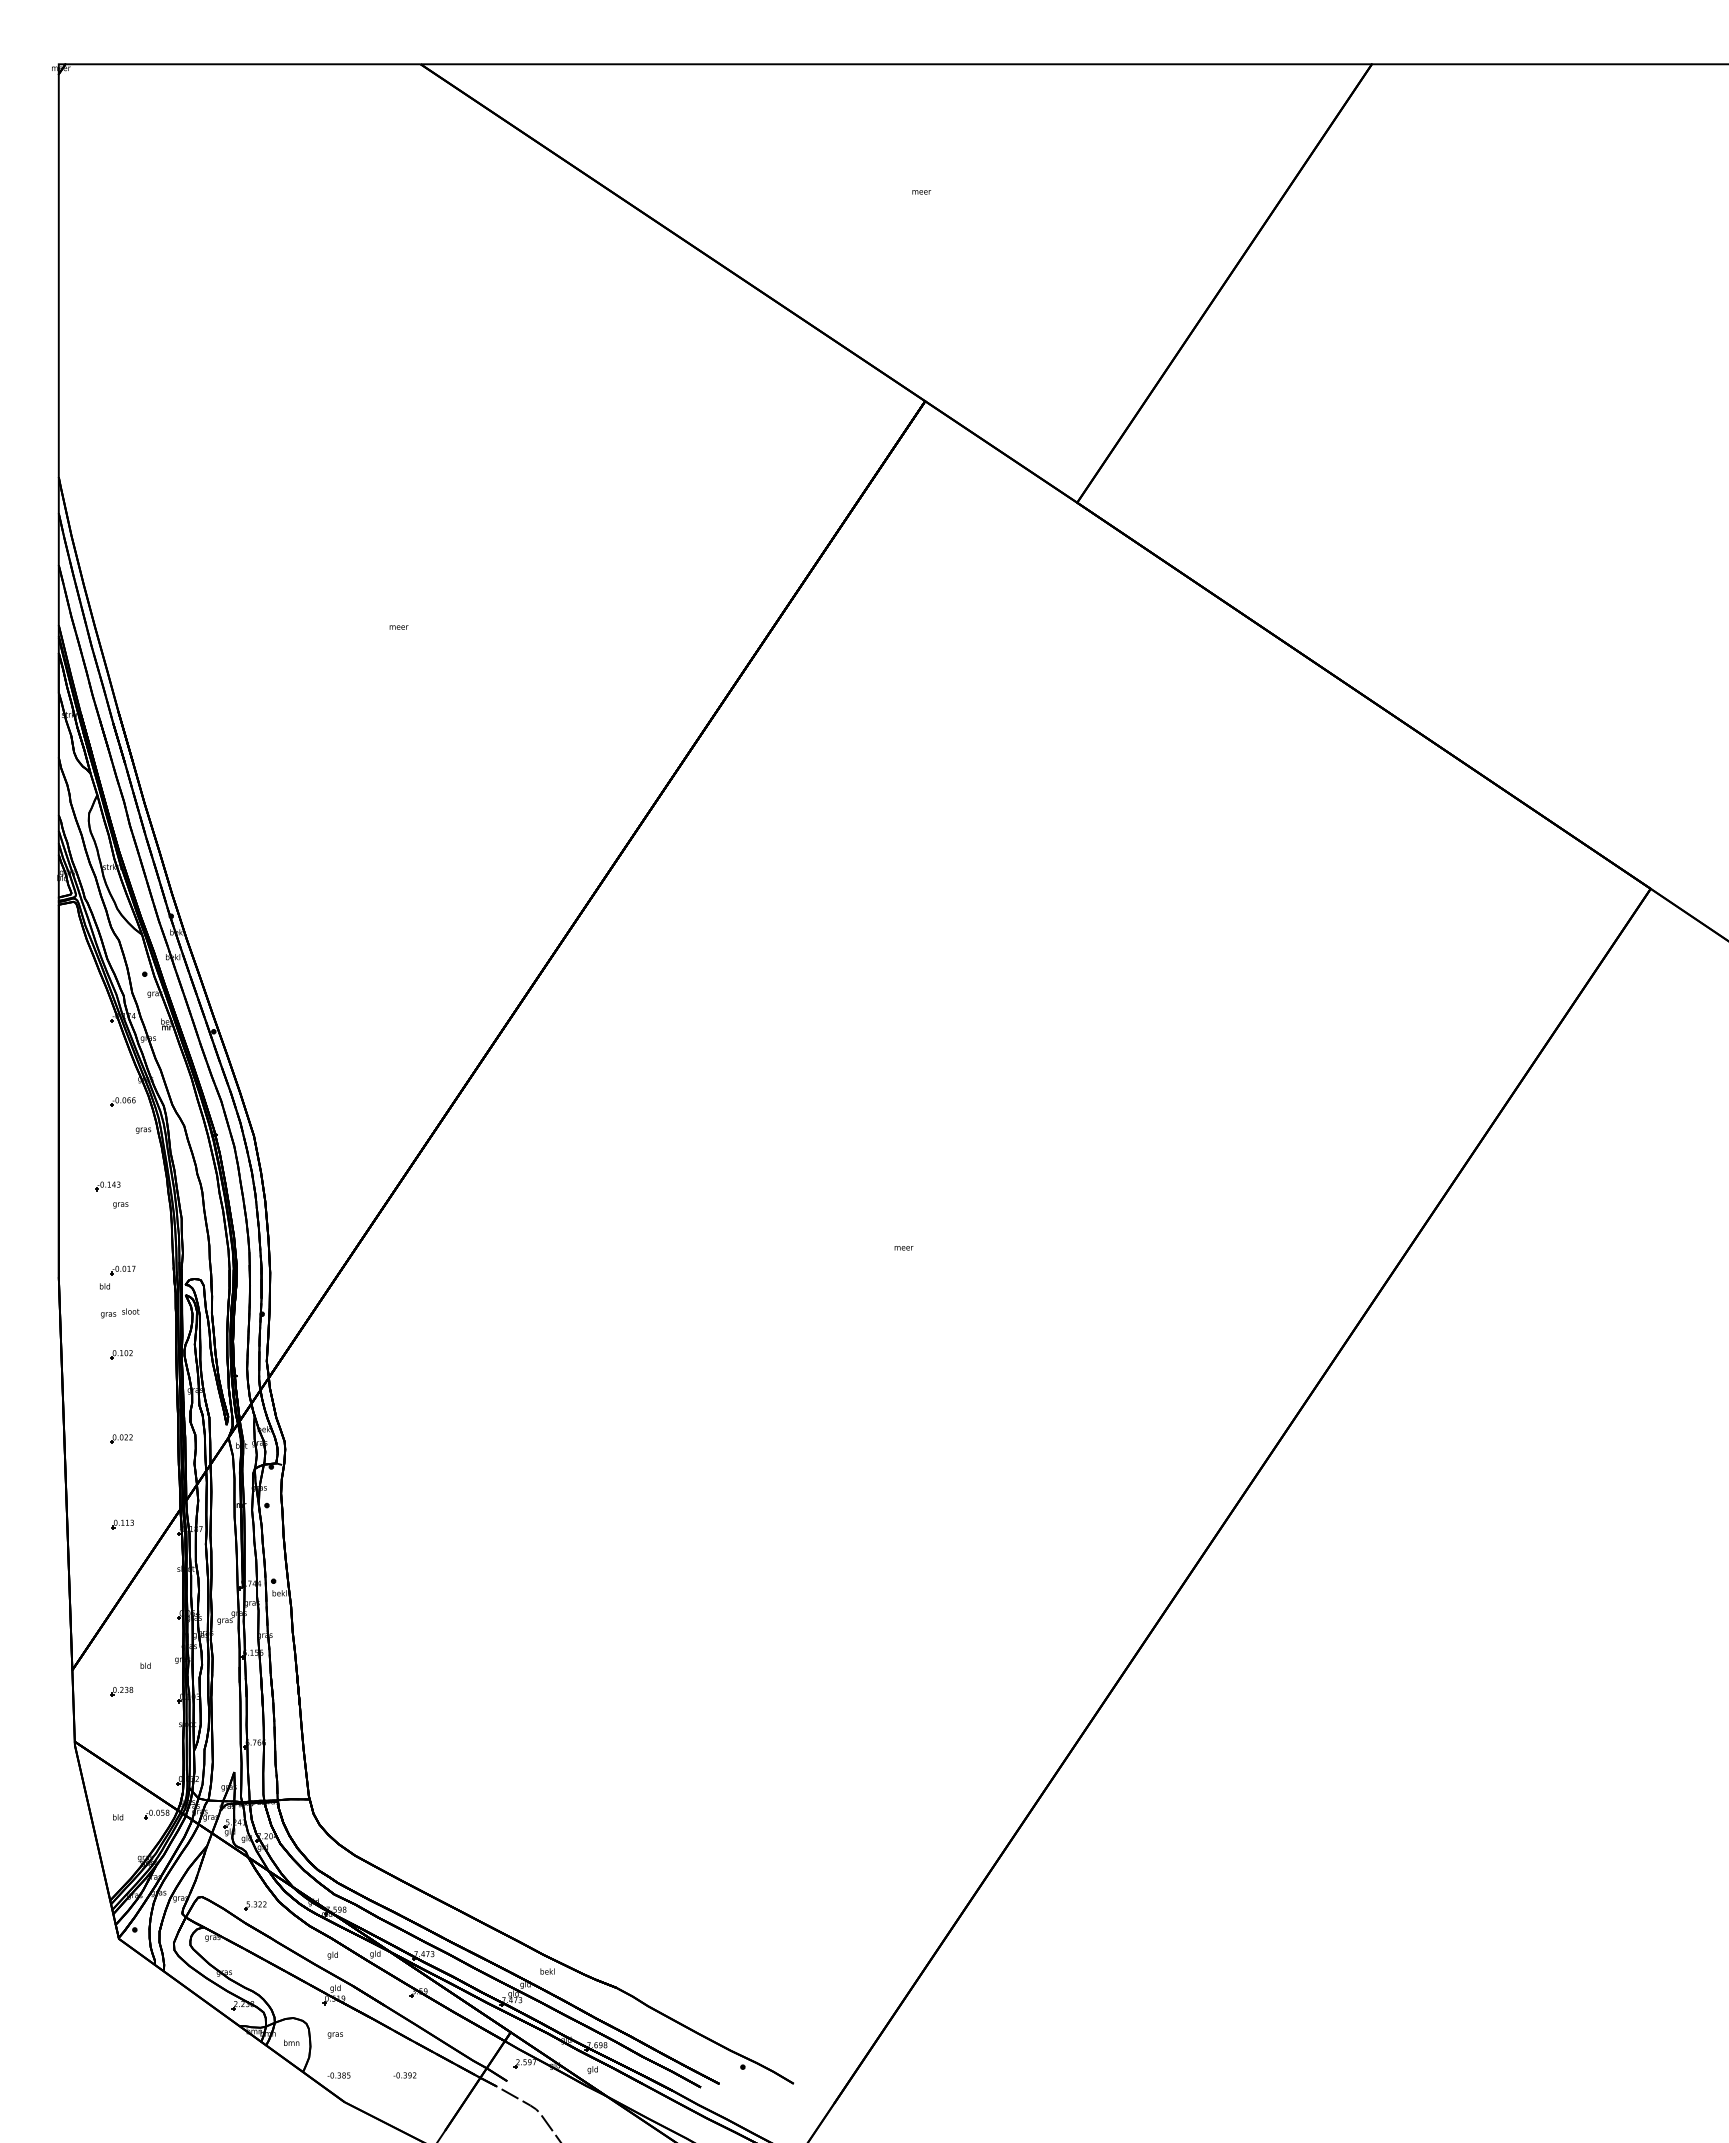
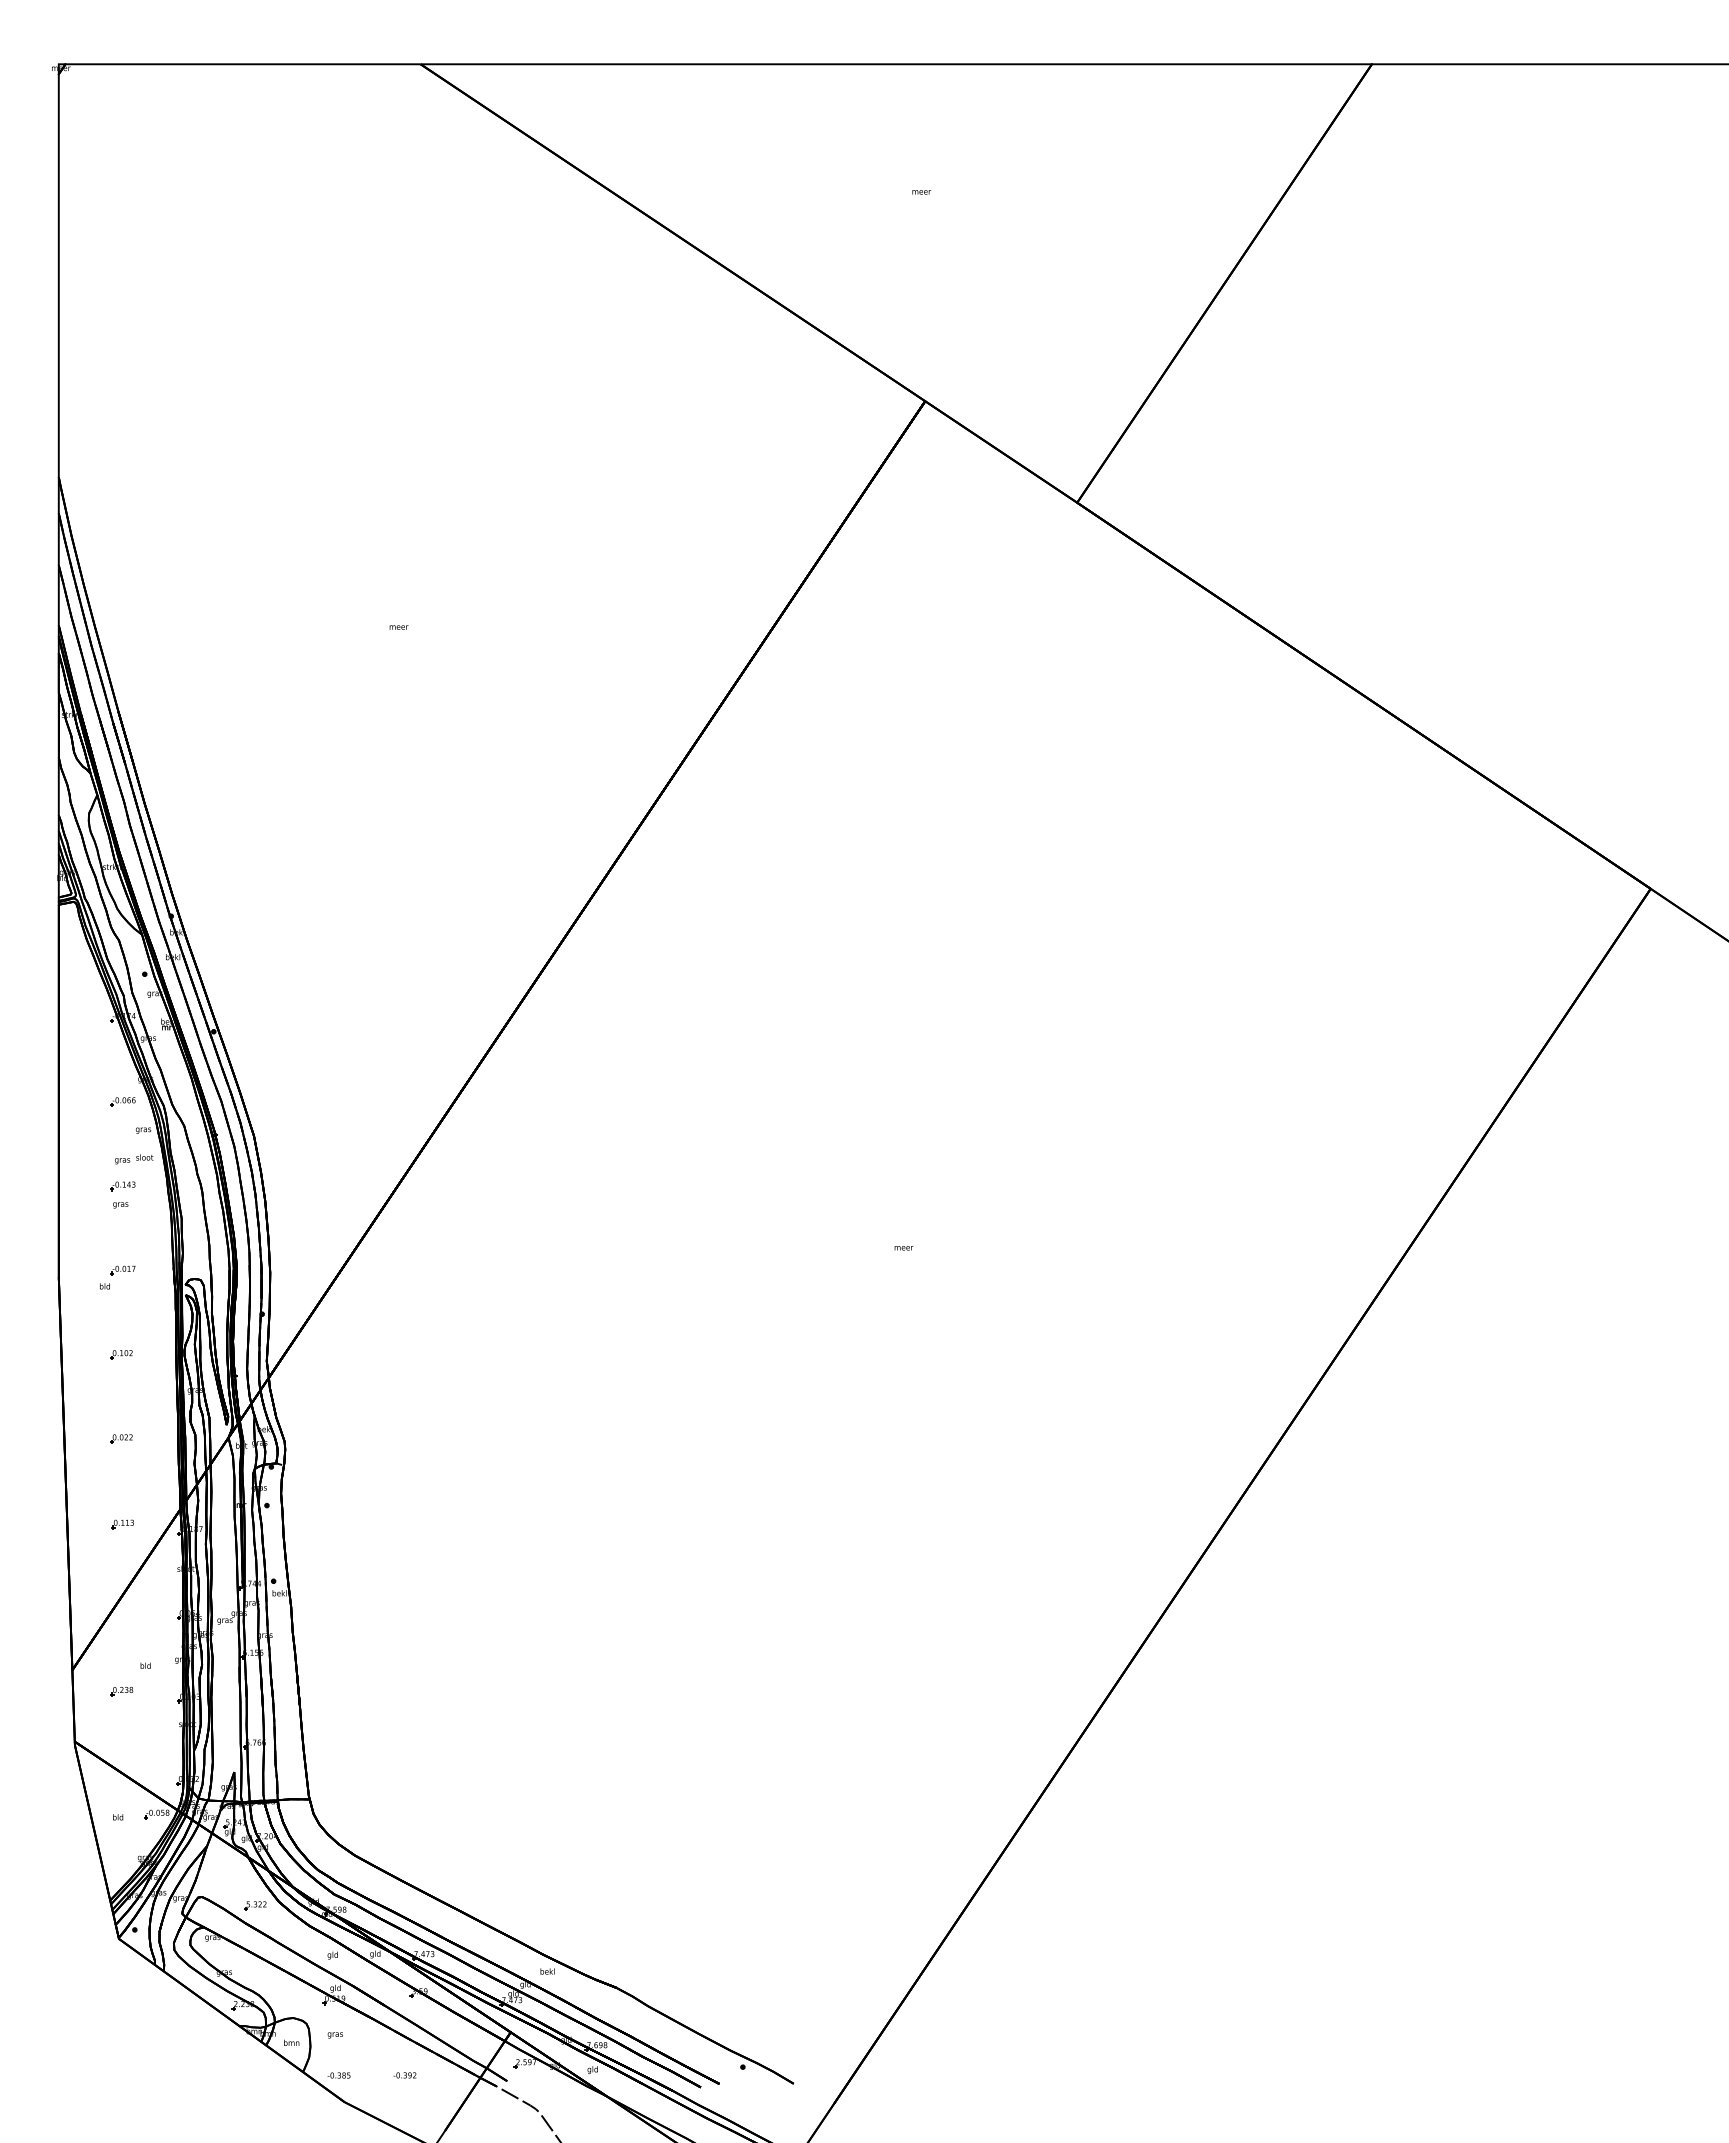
part position: (107, 1186) -> (122, 1186) (122, 1186)
text position: (120, 1313) -> (134, 1159) (134, 1159)
